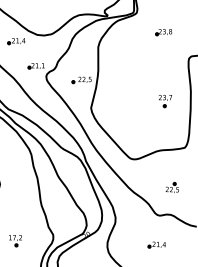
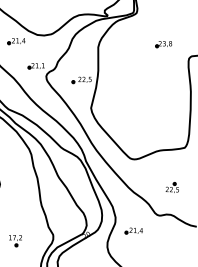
part position: (163, 32) -> (163, 44) (163, 44)
part: present -> none (165, 101)
part position: (156, 244) -> (133, 230) (133, 230)
